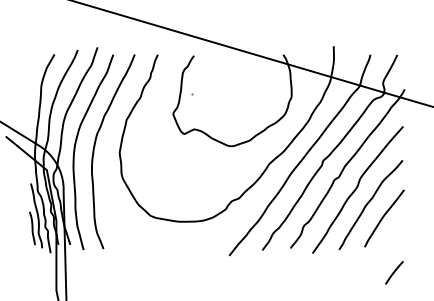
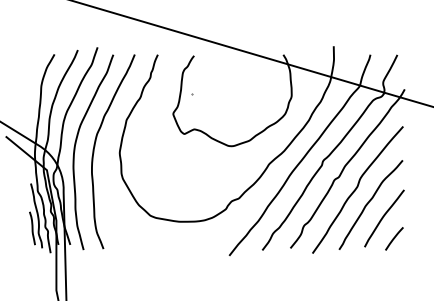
line position: (394, 272) -> (394, 238) (394, 238)
